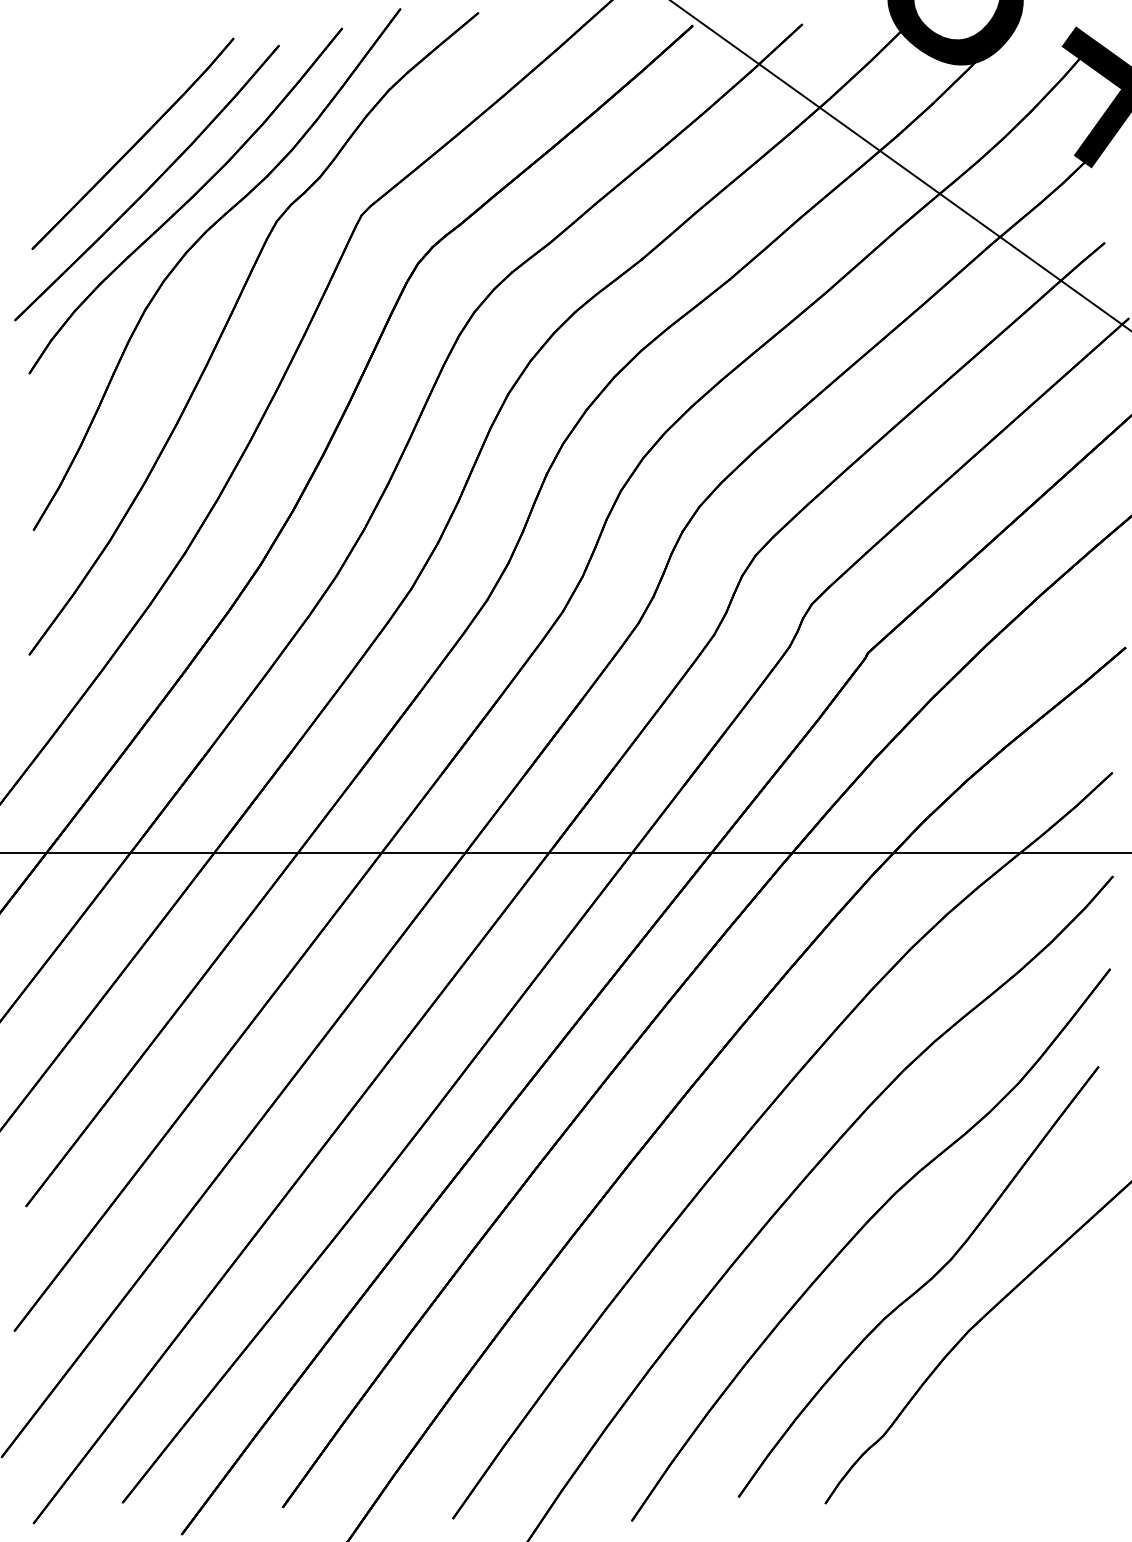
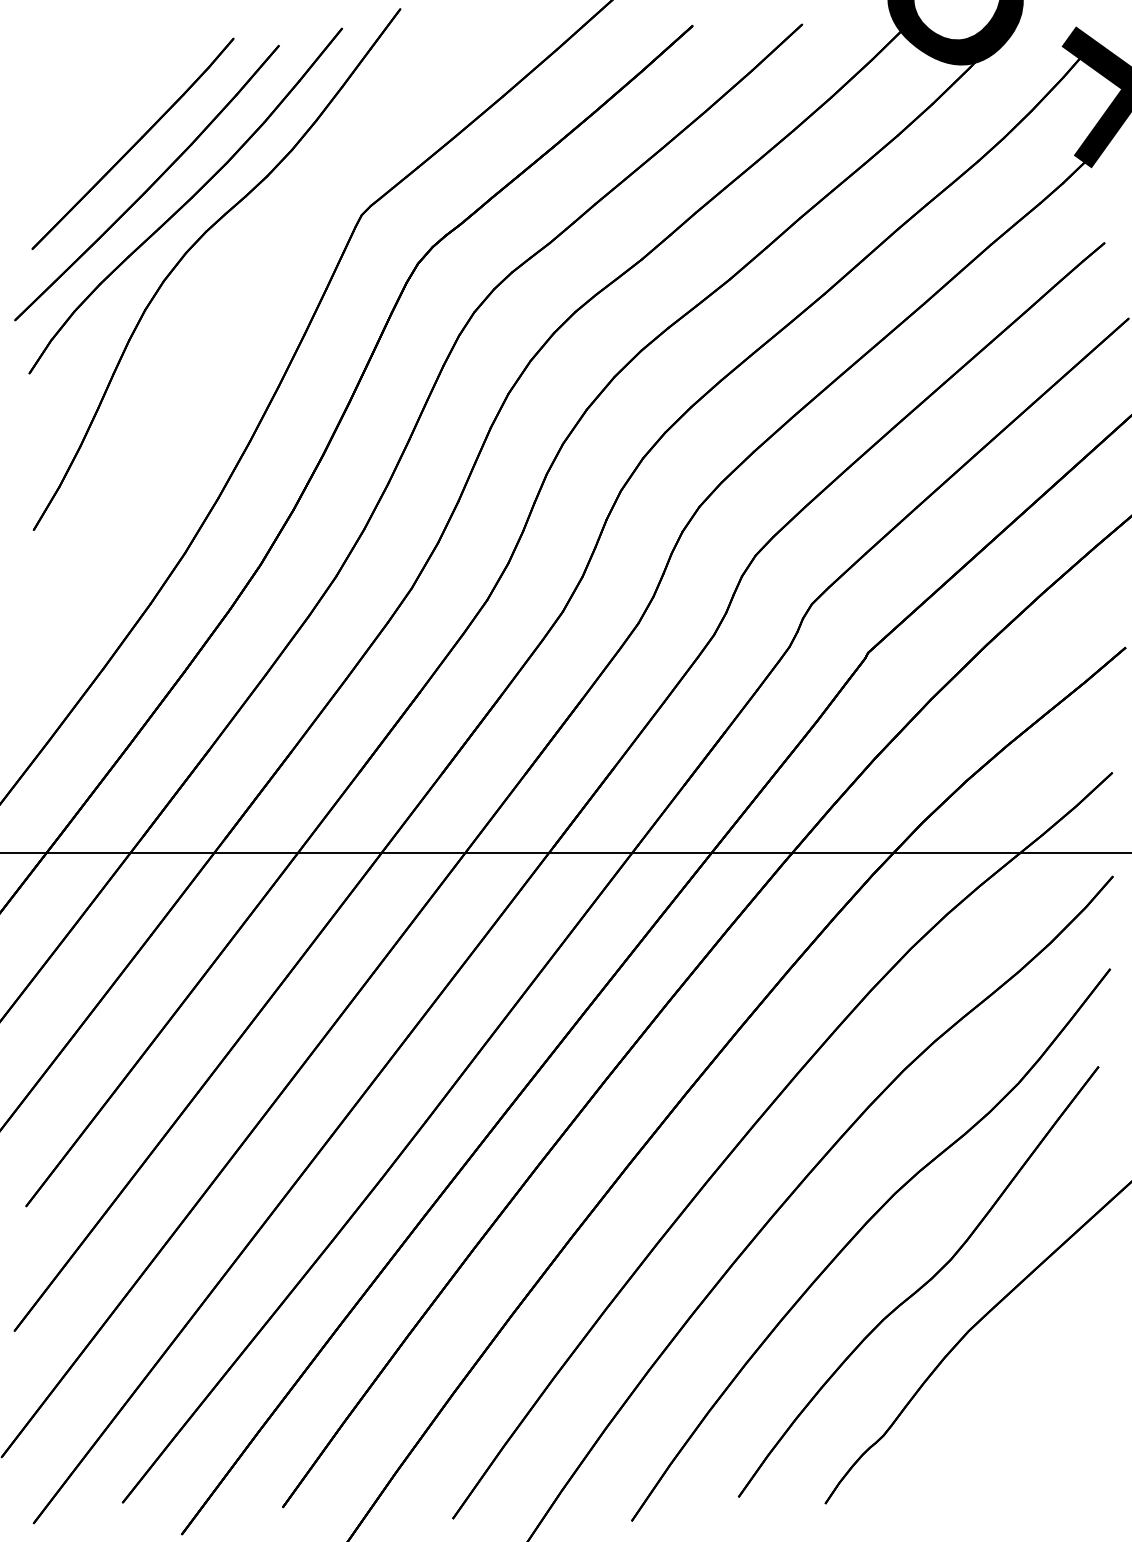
line: present -> none (900, 165)
part: present -> none (229, 320)
